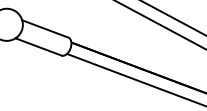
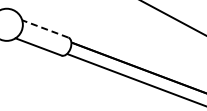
line: present -> none (160, 25)
line: solid -> dashed (45, 28)
